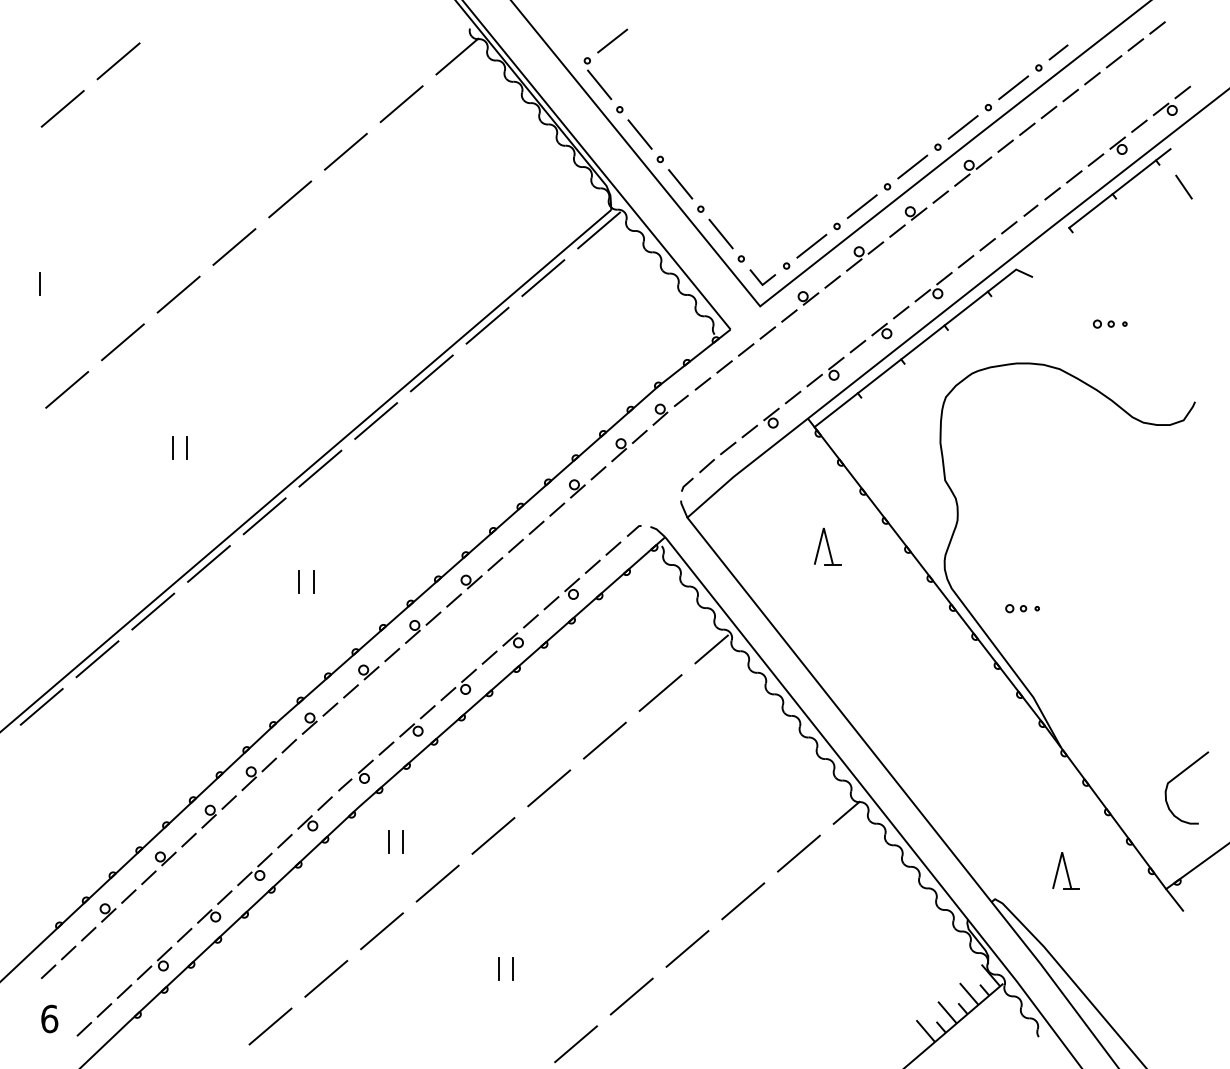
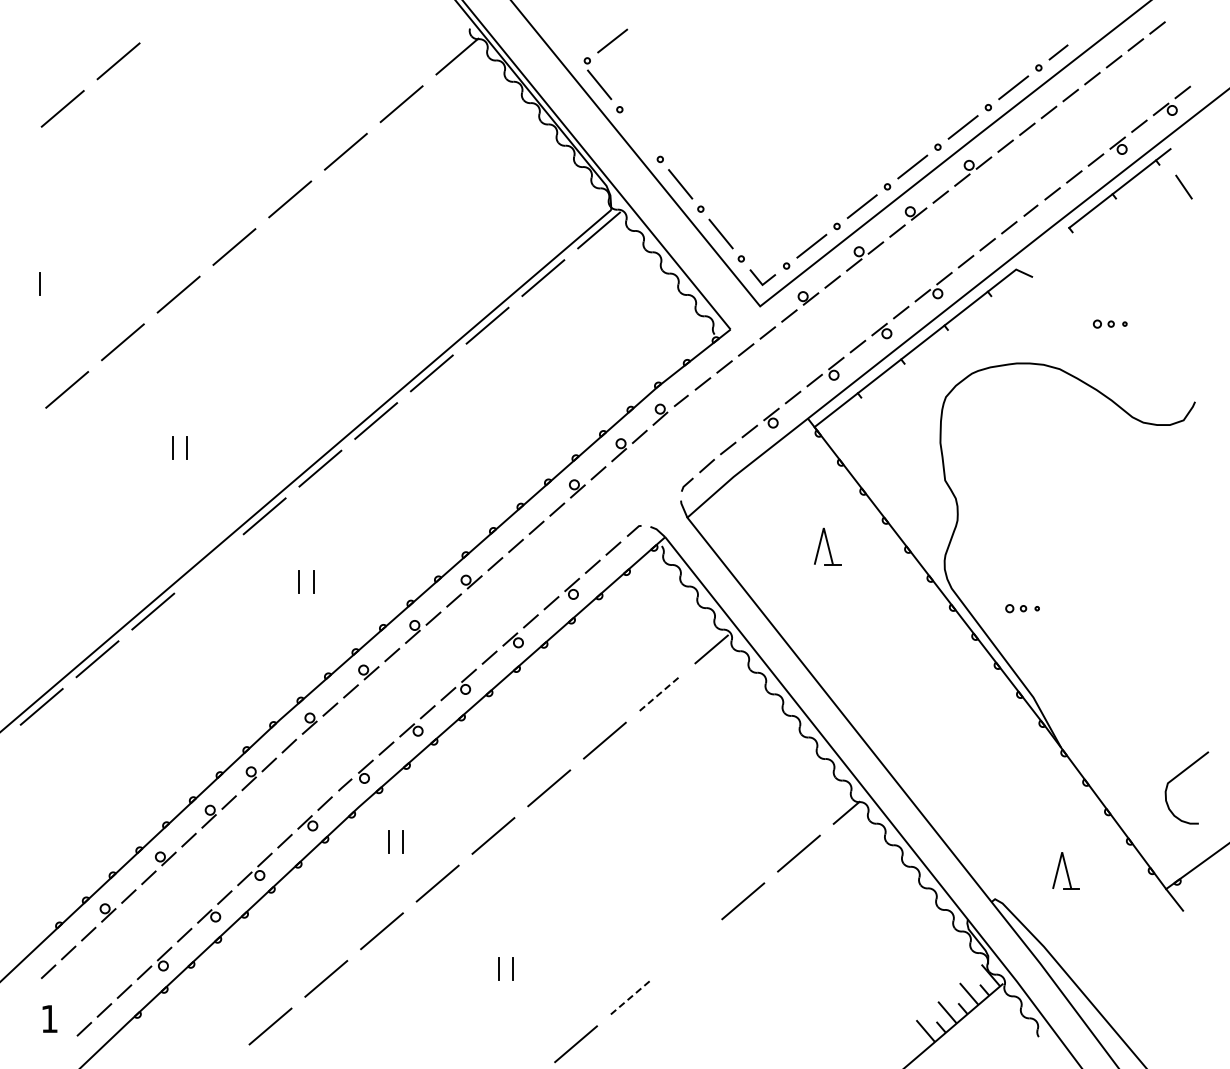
line: present -> none (639, 134)
line: present -> none (208, 563)
line: solid -> dashed (661, 692)
line: present -> none (687, 948)
line: solid -> dashed (632, 996)
text: 6 -> 1 (49, 1018)
